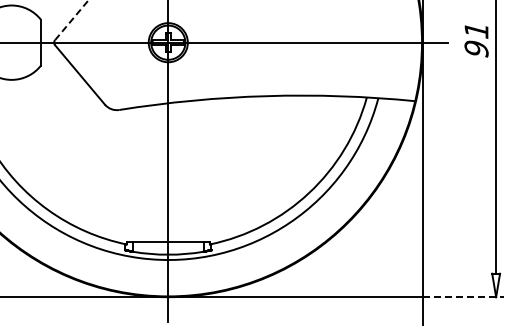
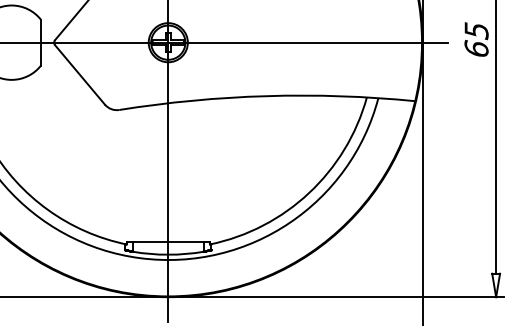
line: dashed -> solid (71, 20)
text: 91 -> 65 (476, 39)
line: dashed -> solid (463, 297)
